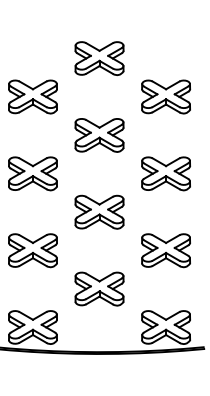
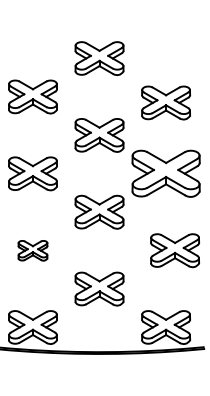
part position: (166, 96) -> (166, 102) (166, 102)
part size: 50x36 px -> 70x49 px (165, 173)
part size: 50x36 px -> 32x22 px (32, 250)
part position: (165, 250) -> (174, 250) (174, 250)
